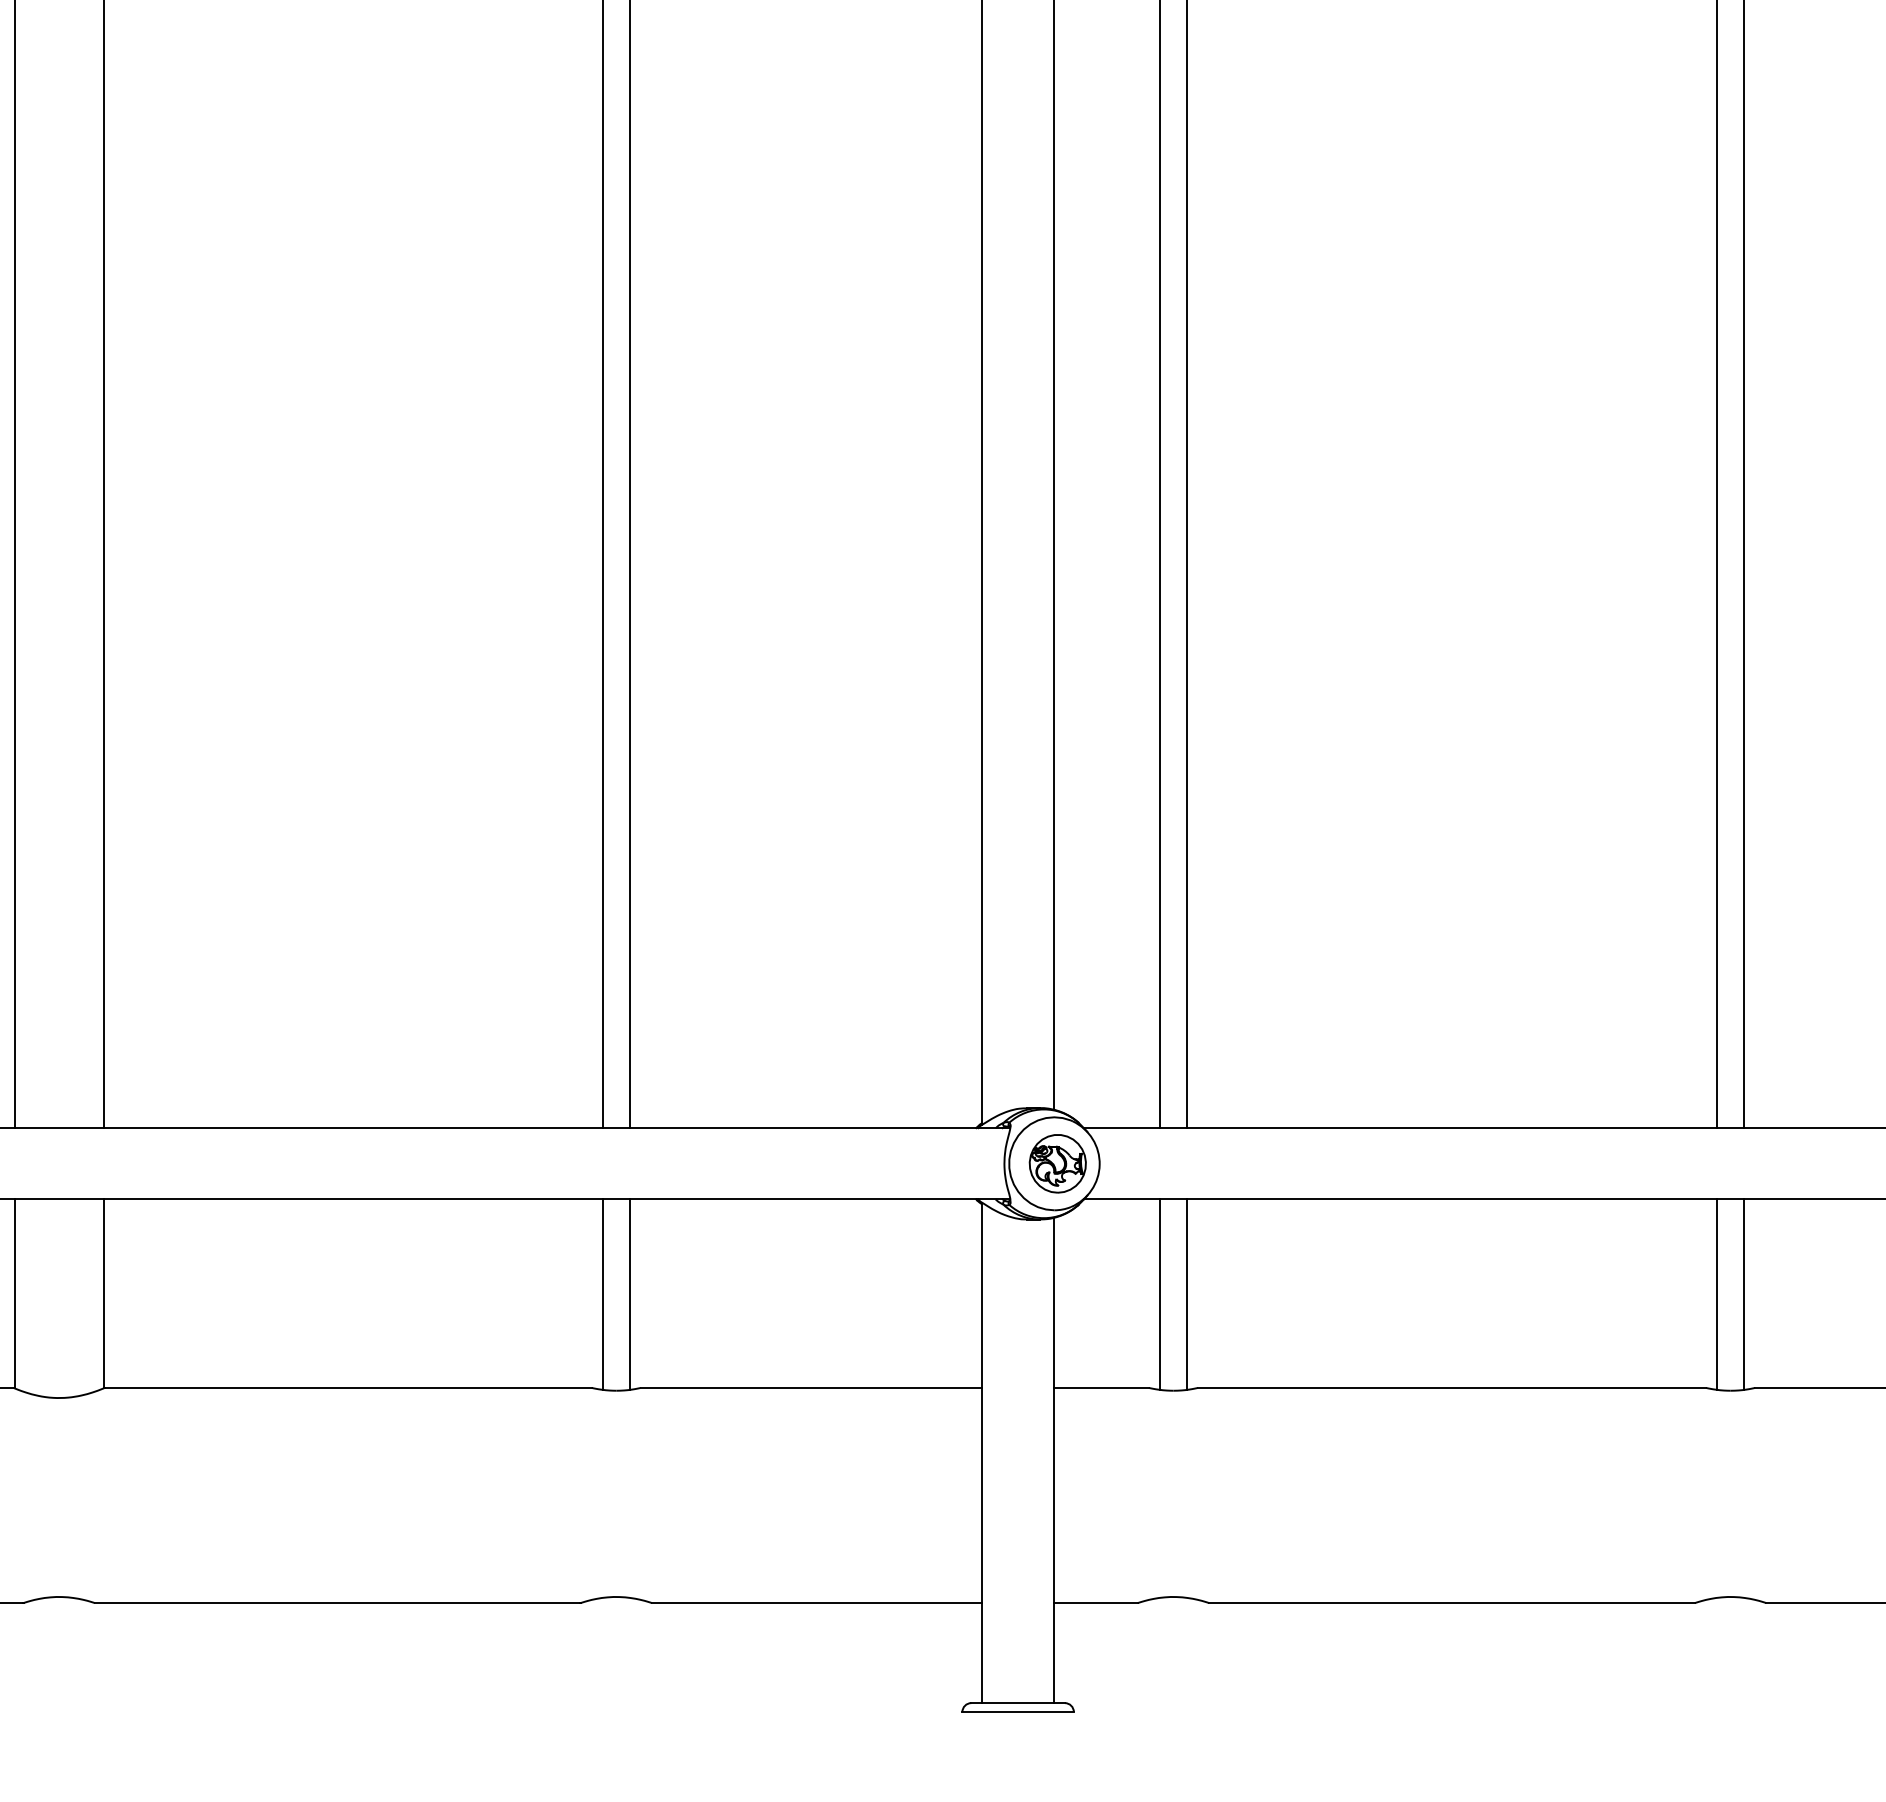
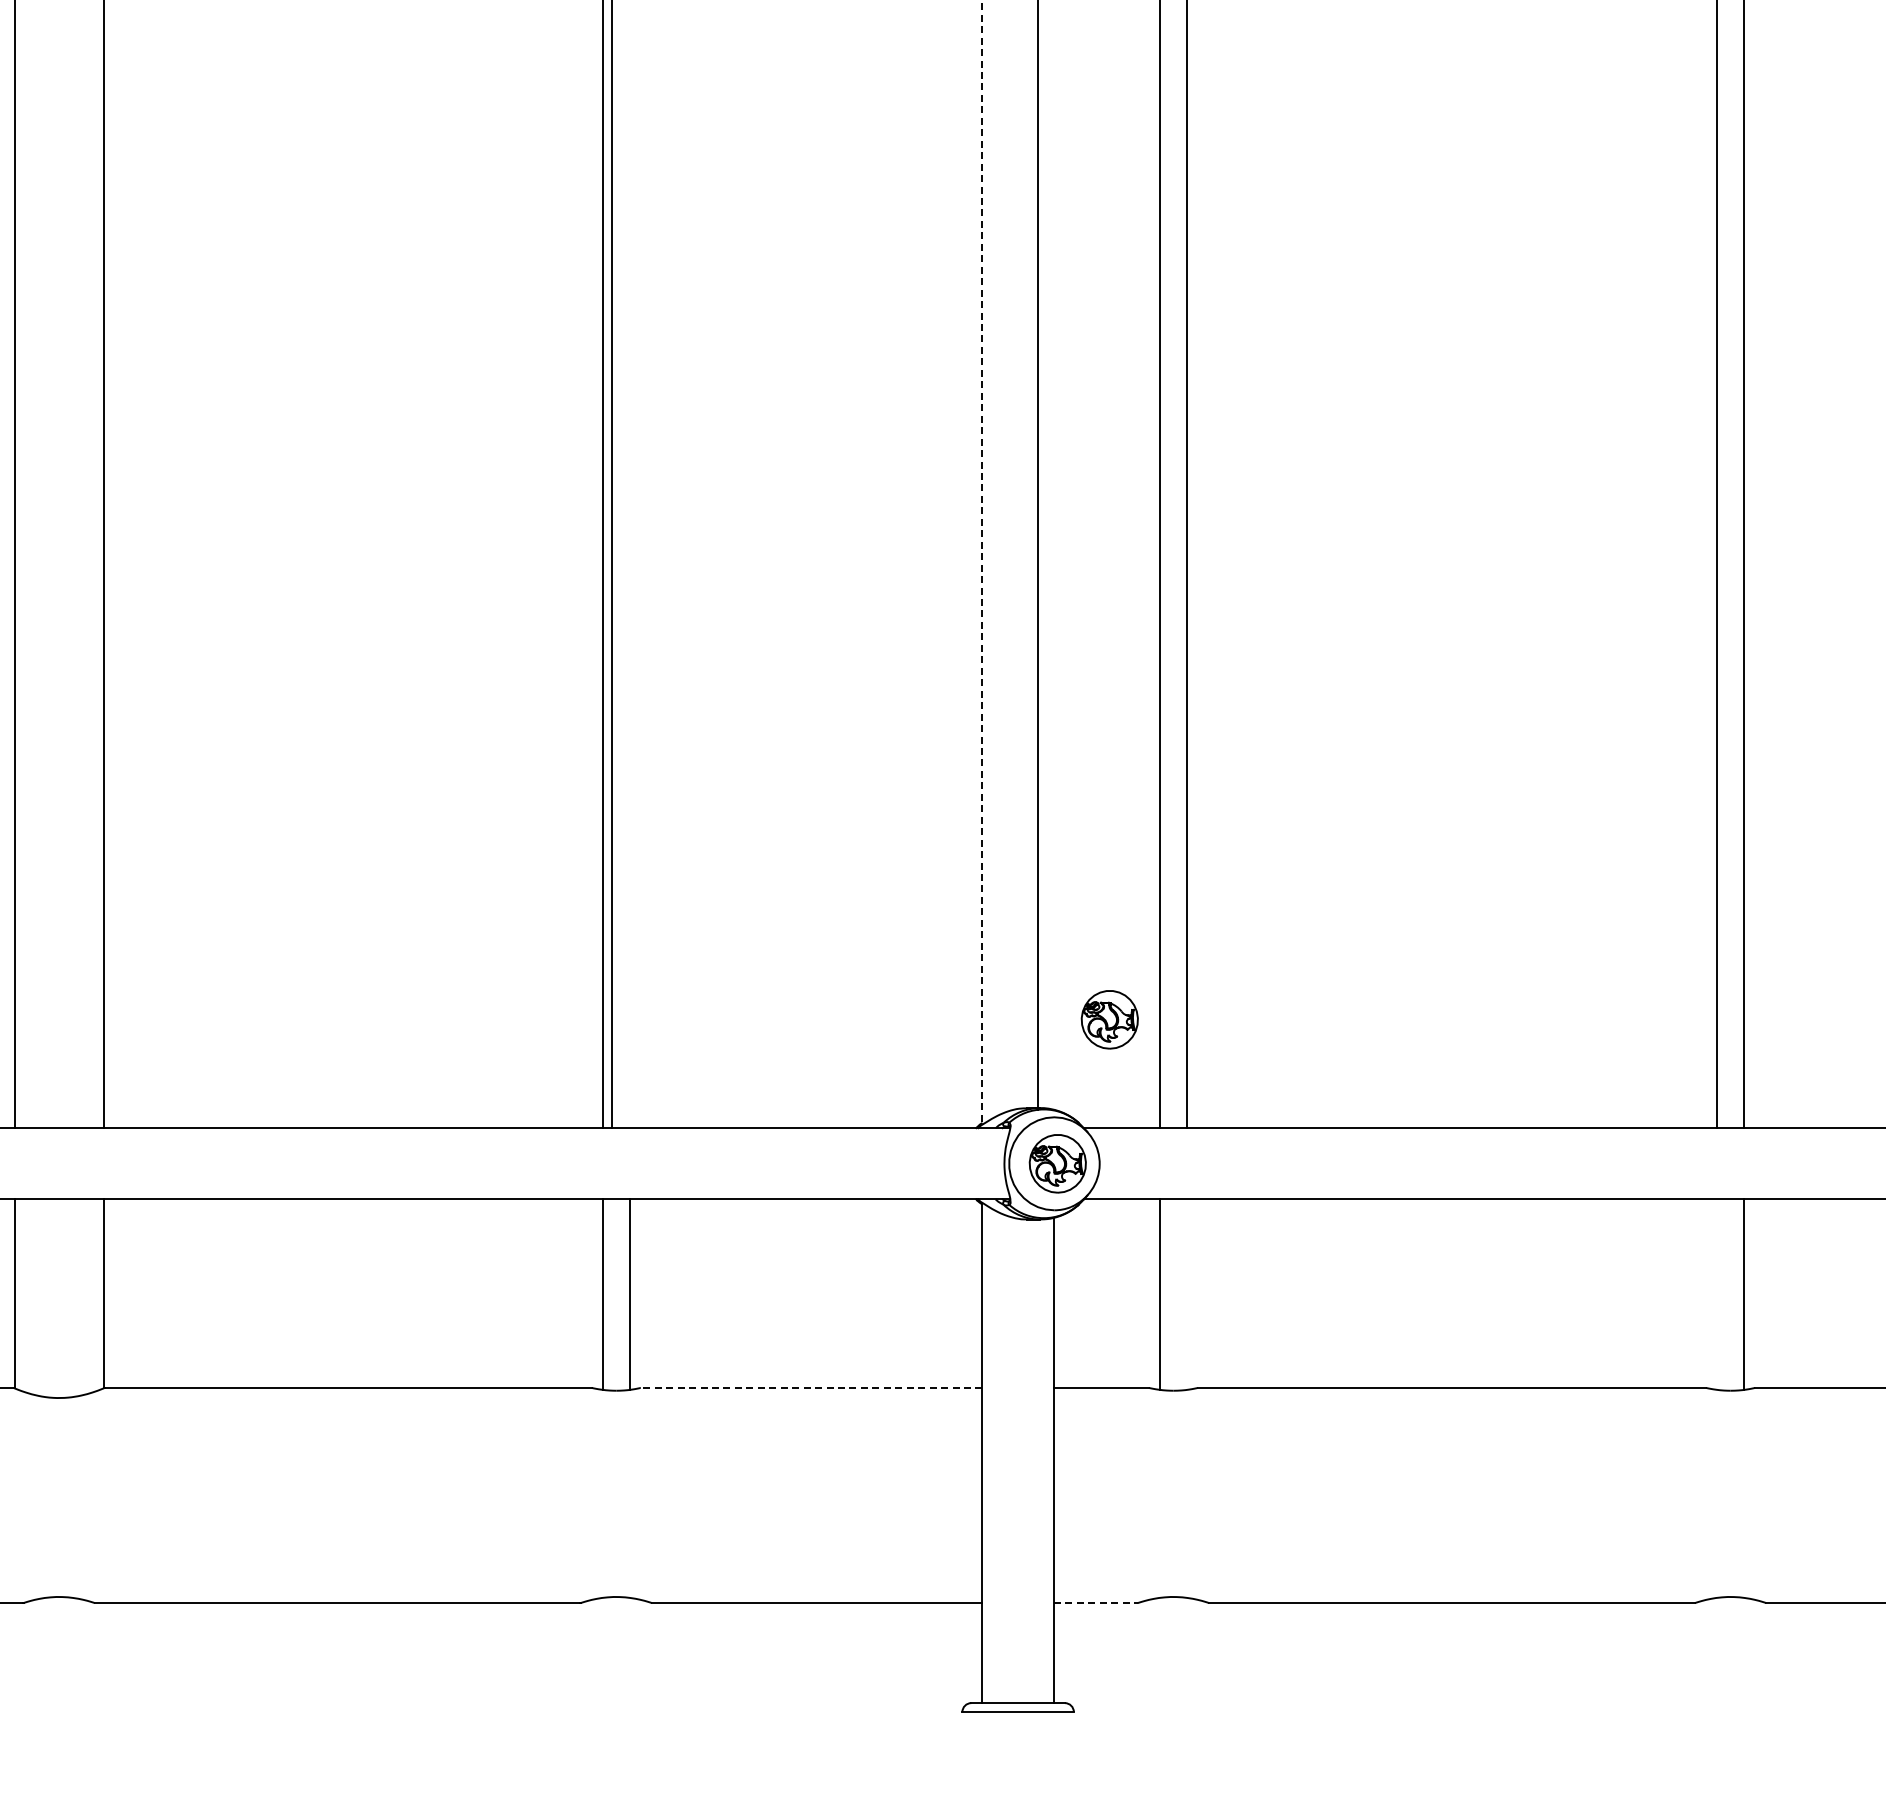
line position: (1053, 555) -> (1037, 555) (1037, 555)
line: solid -> dashed (982, 562)
line position: (629, 565) -> (611, 565) (611, 565)
part: none -> present (1109, 1019)
line: present -> none (1186, 1294)
line: present -> none (1717, 1294)
line: solid -> dashed (811, 1387)
line: solid -> dashed (1095, 1603)
